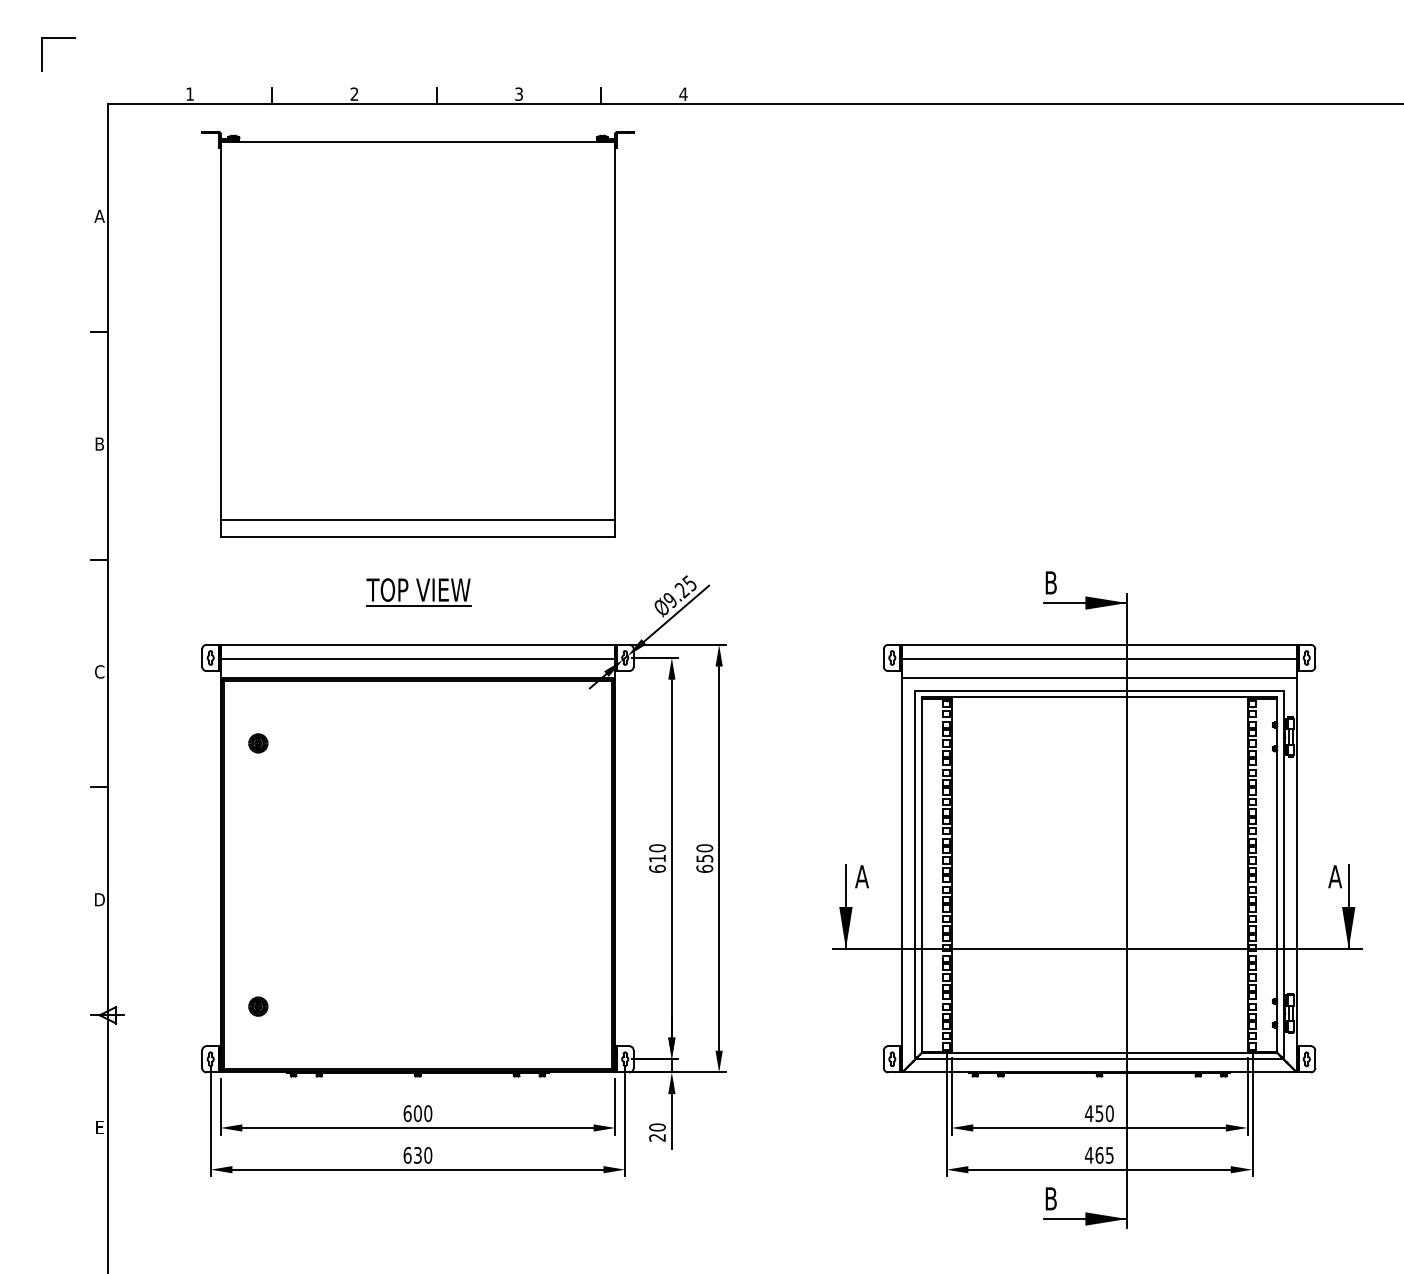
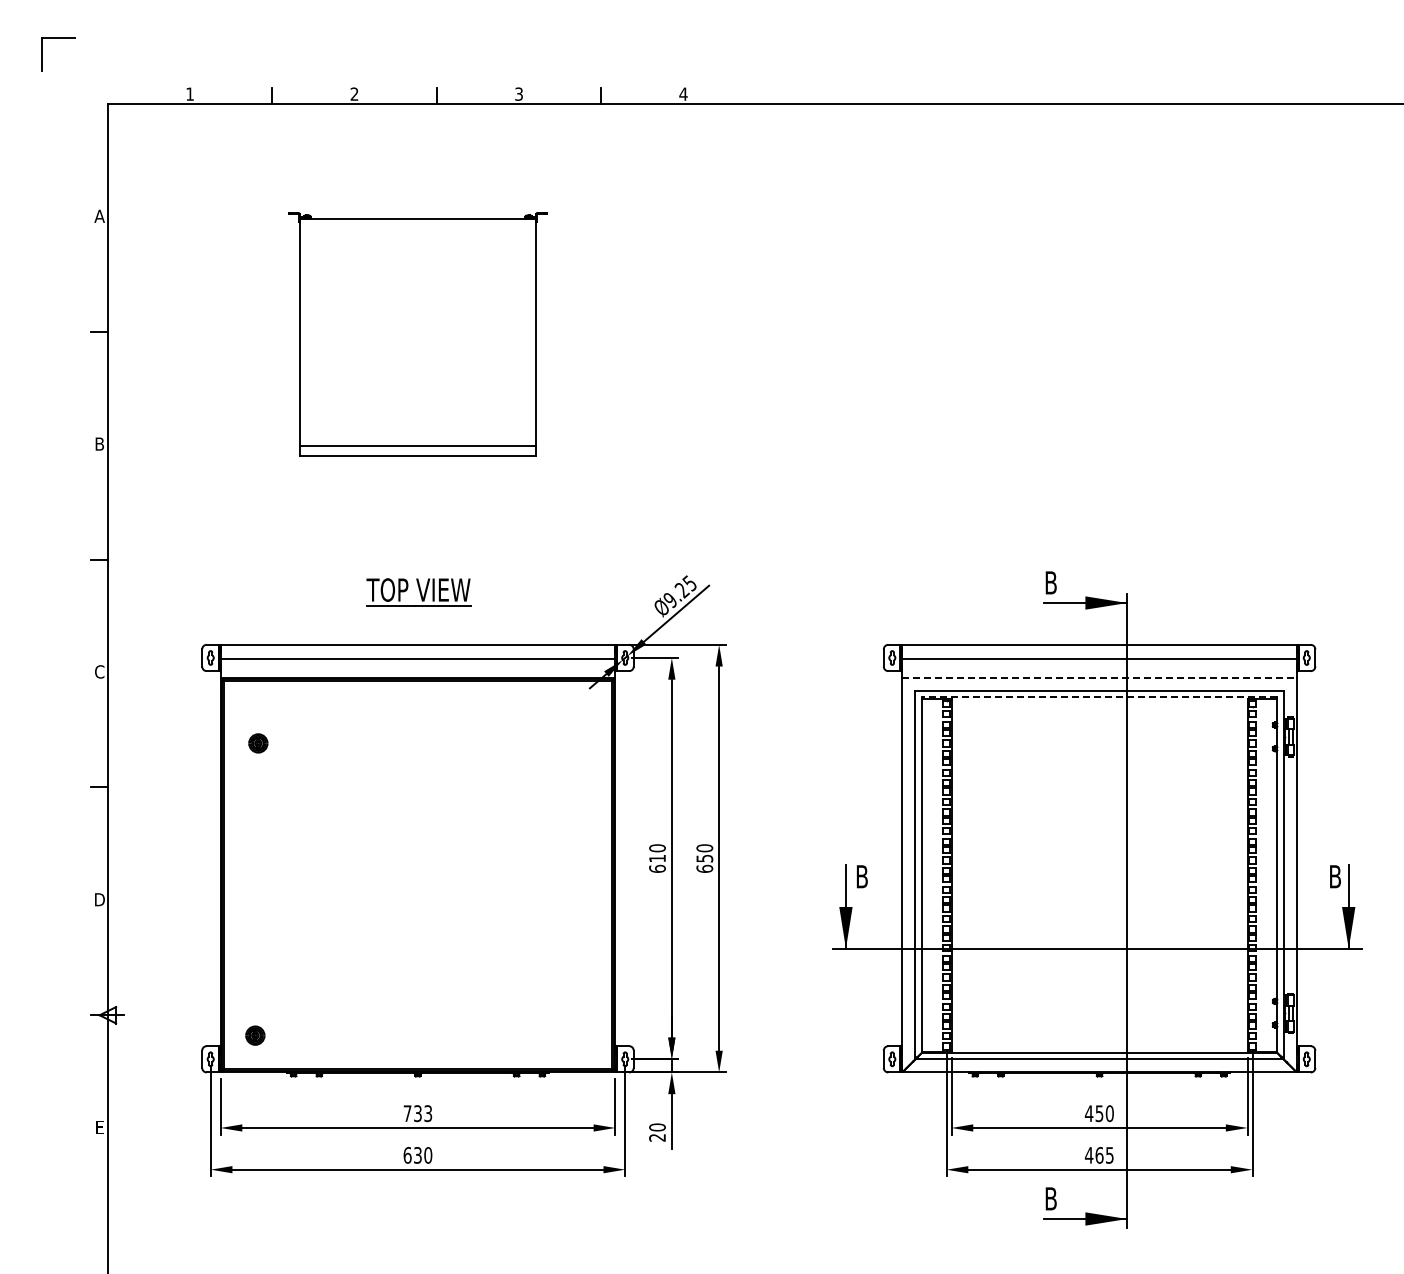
part size: 434x407 px -> 260x245 px (417, 334)
line: solid -> dashed (1100, 677)
line: solid -> dashed (1099, 697)
text: A -> B (861, 876)
text: A -> B (1335, 876)
part position: (258, 1006) -> (255, 1035) (255, 1035)
text: 600 -> 733 (417, 1113)
